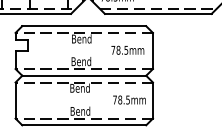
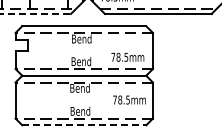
line: solid -> dashed (36, 13)
text position: (127, 49) -> (127, 56) (127, 56)
line: solid -> dashed (84, 125)
